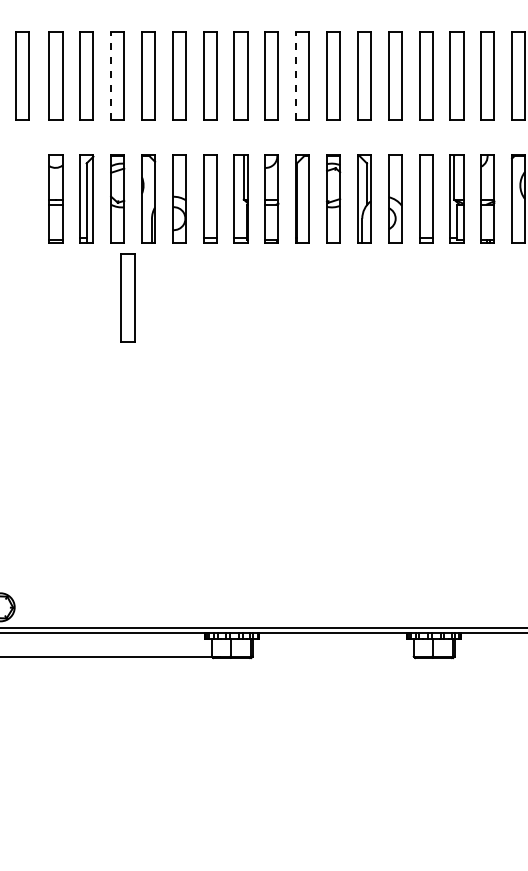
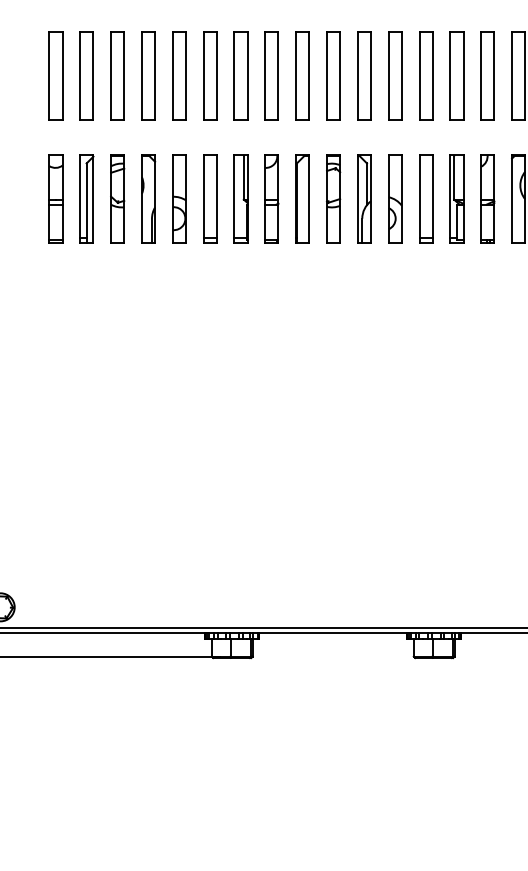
part: present -> none (22, 75)
line: dashed -> solid (111, 76)
line: dashed -> solid (296, 76)
part: present -> none (127, 297)
